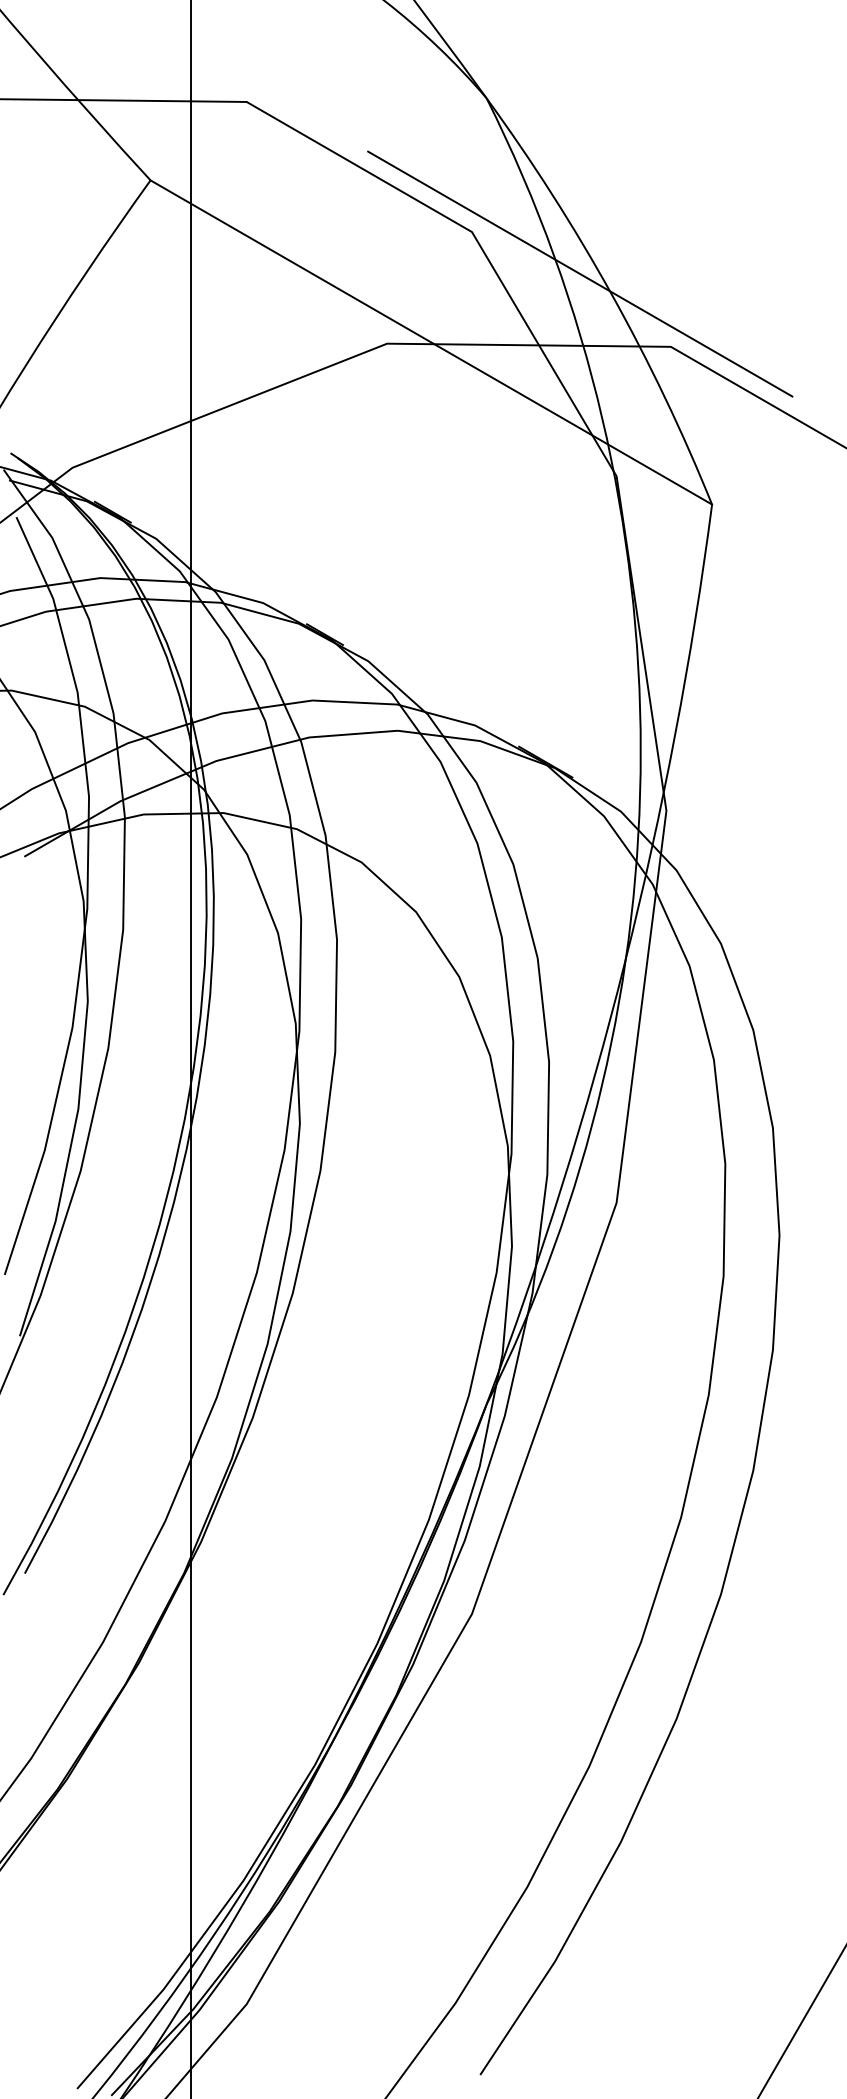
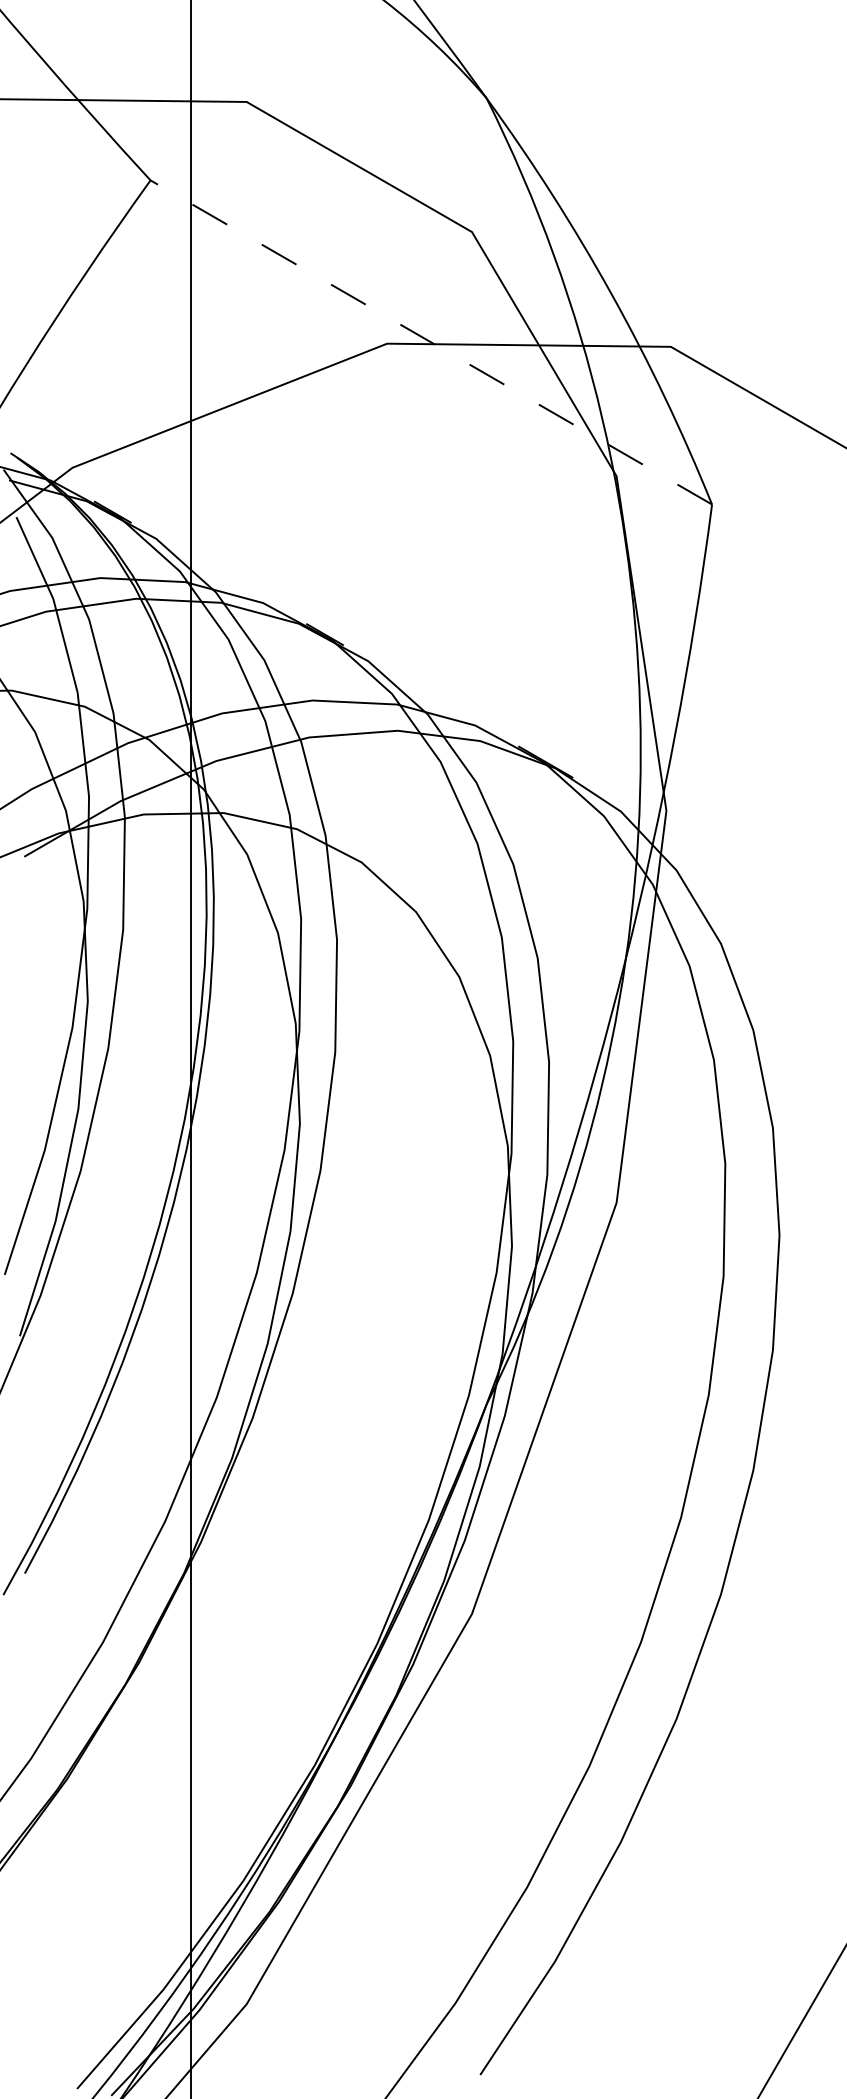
line: present -> none (580, 273)
line: solid -> dashed (430, 342)
